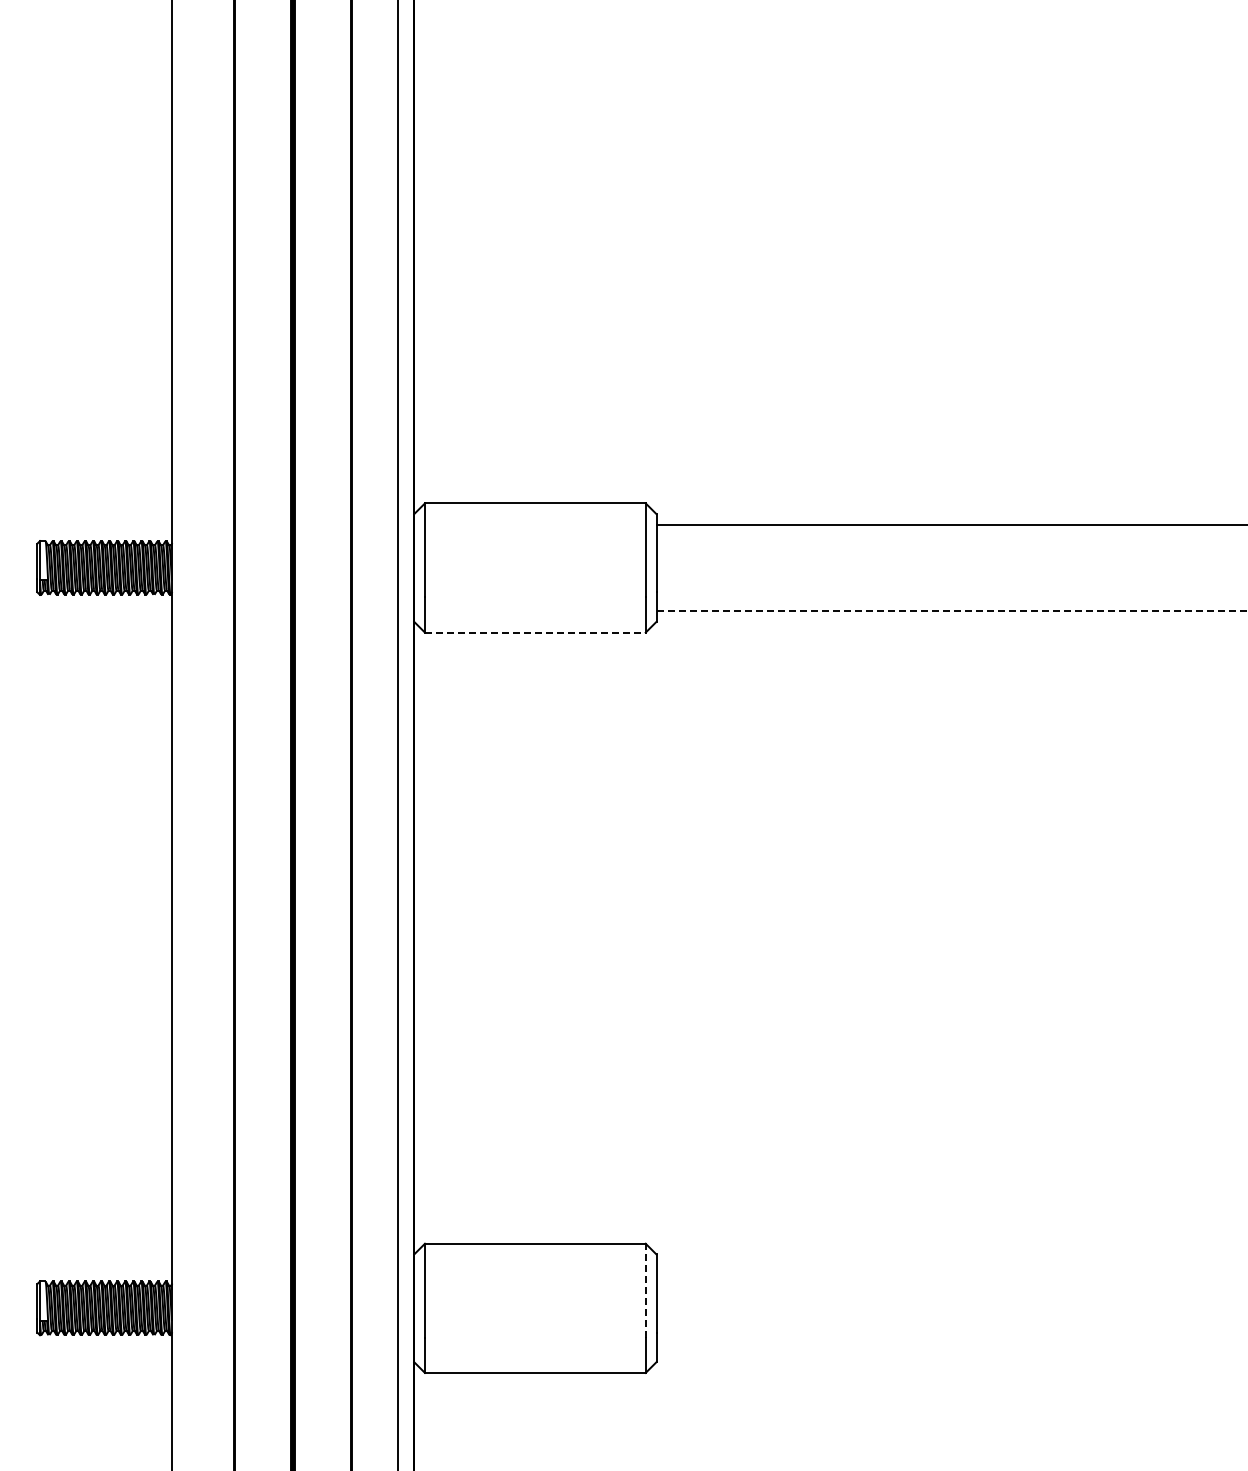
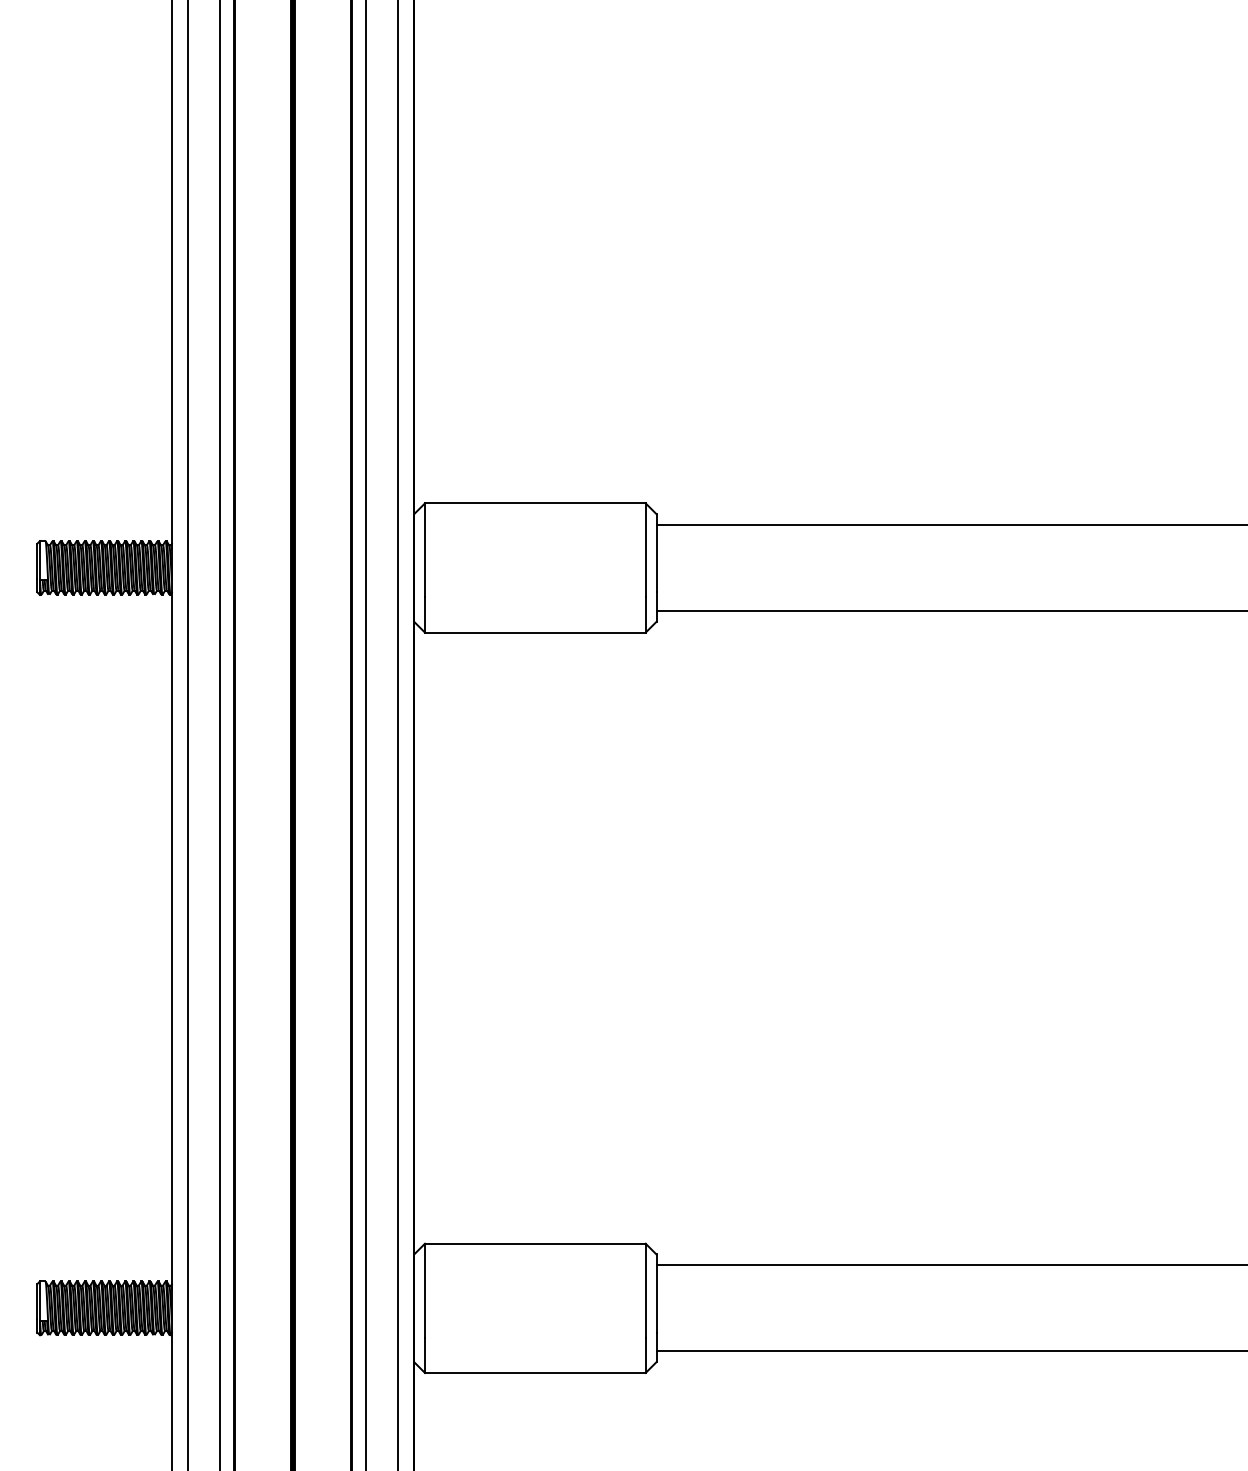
line: dashed -> solid (952, 611)
line: dashed -> solid (535, 632)
line: none -> present (188, 734)
line: none -> present (220, 734)
line: none -> present (365, 734)
line: none -> present (950, 1265)
line: dashed -> solid (645, 1290)
line: none -> present (950, 1351)
